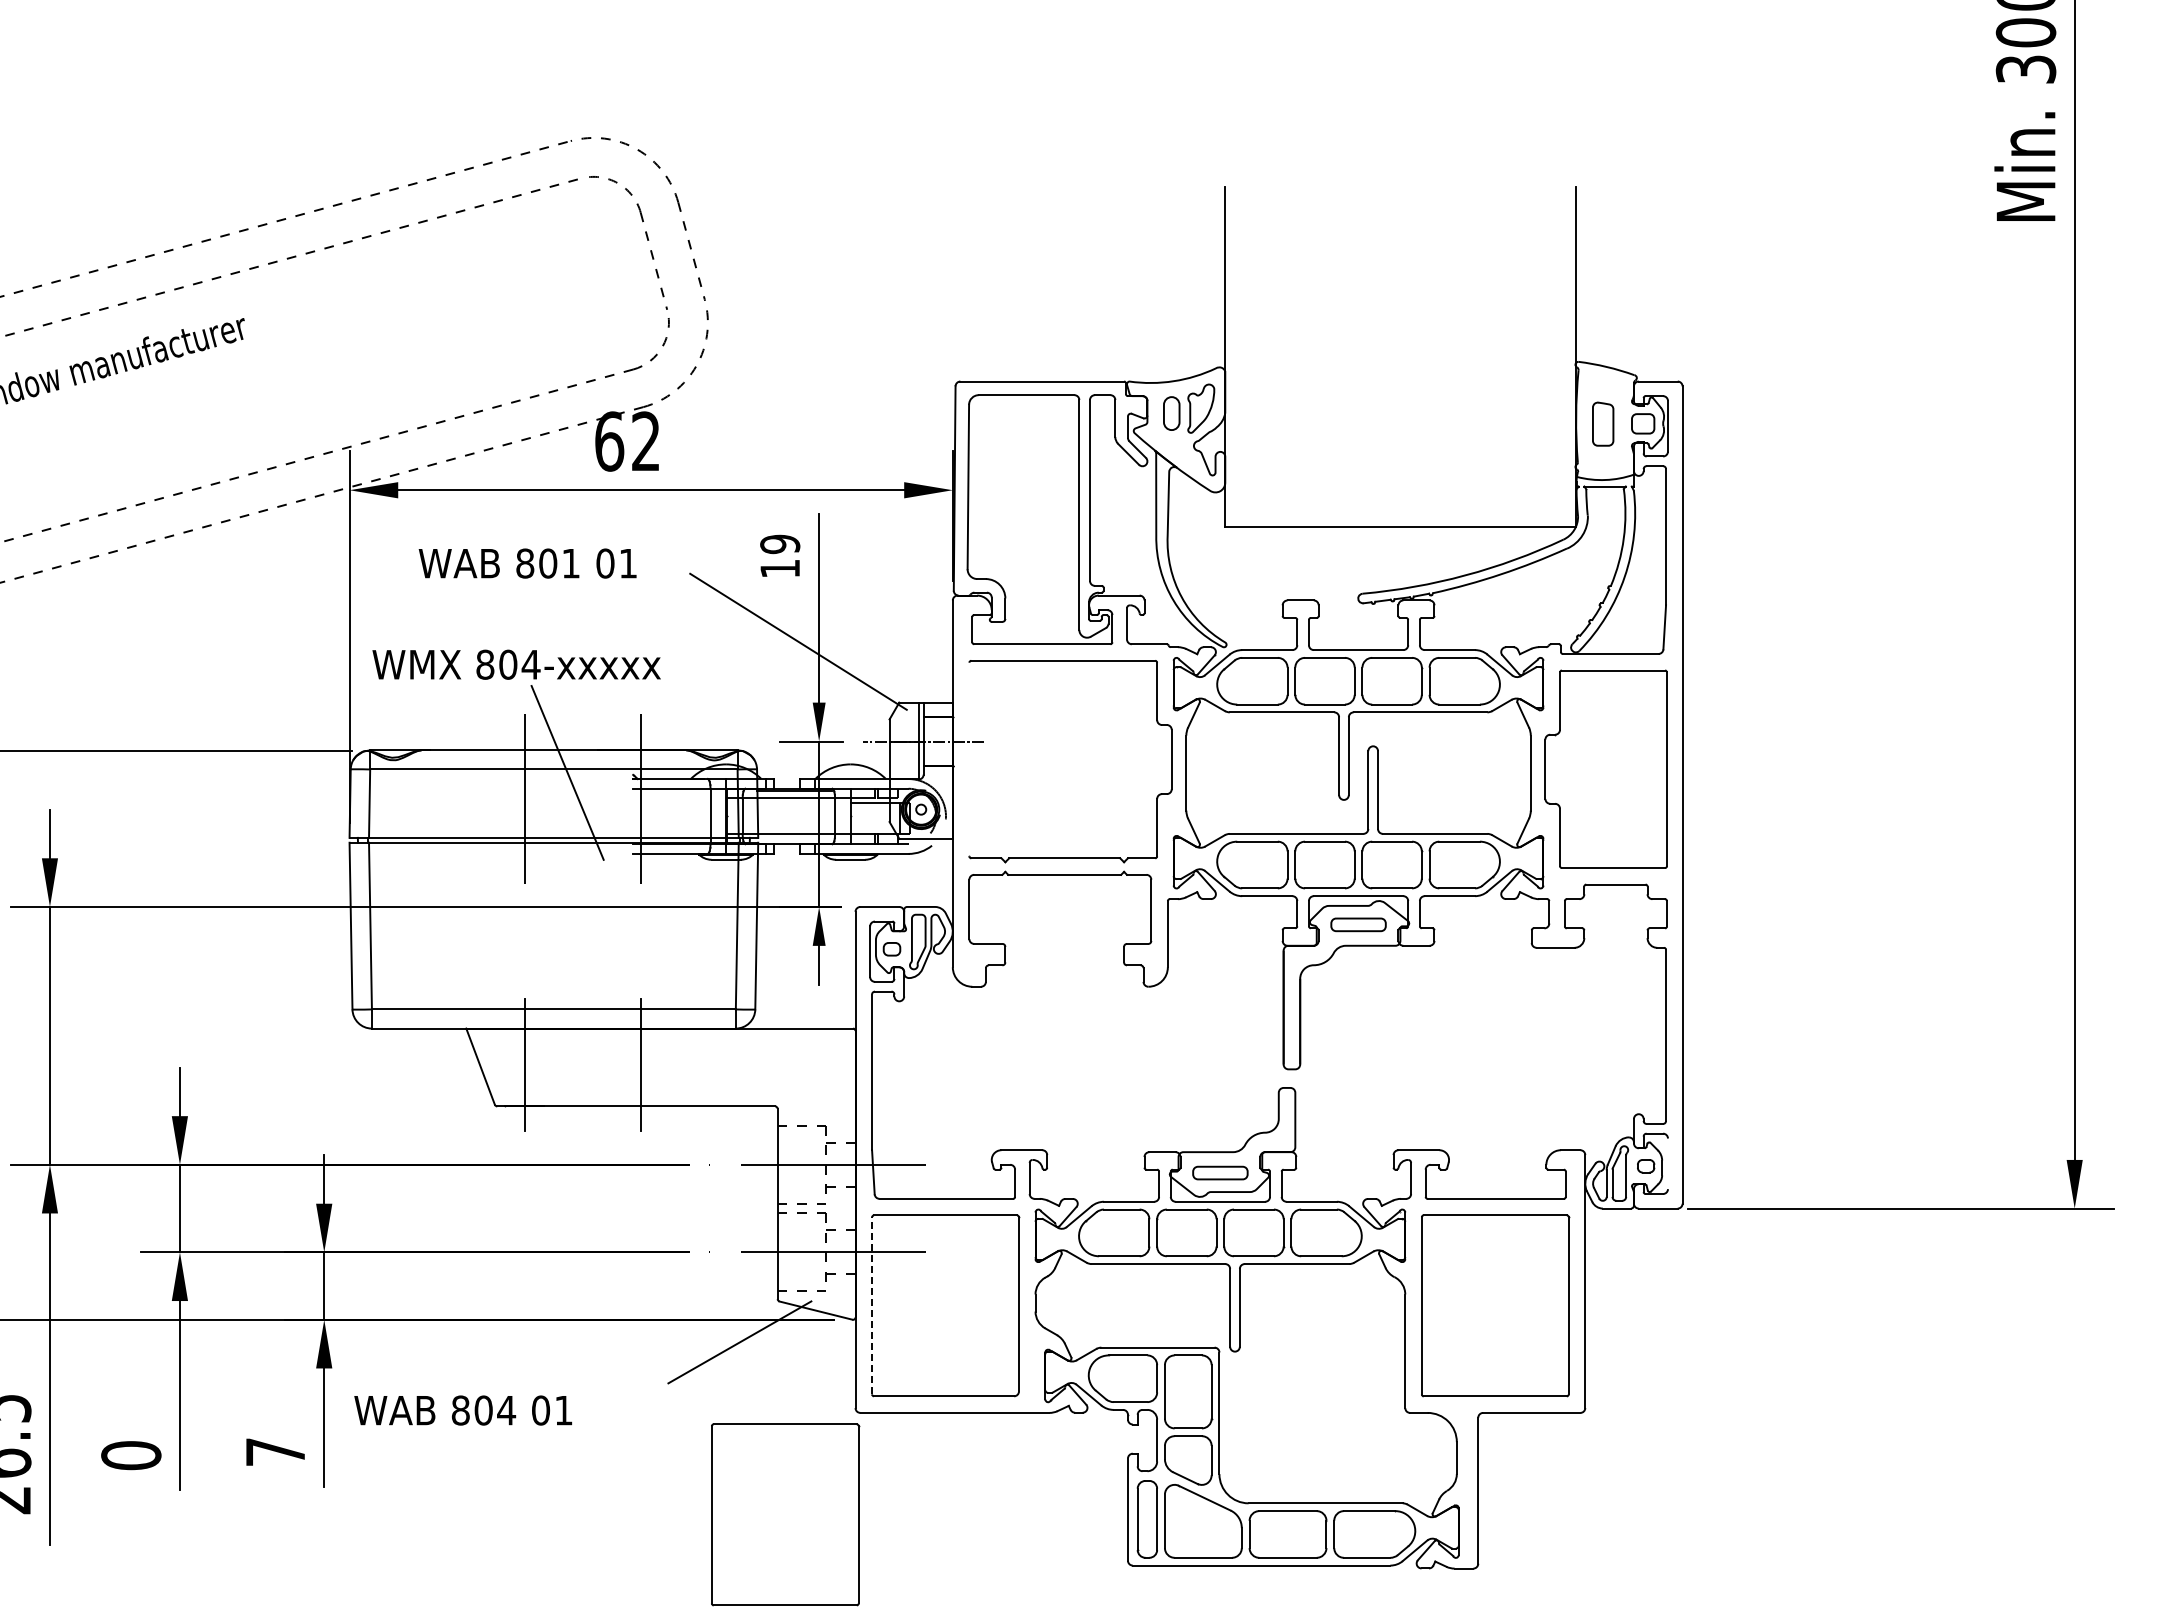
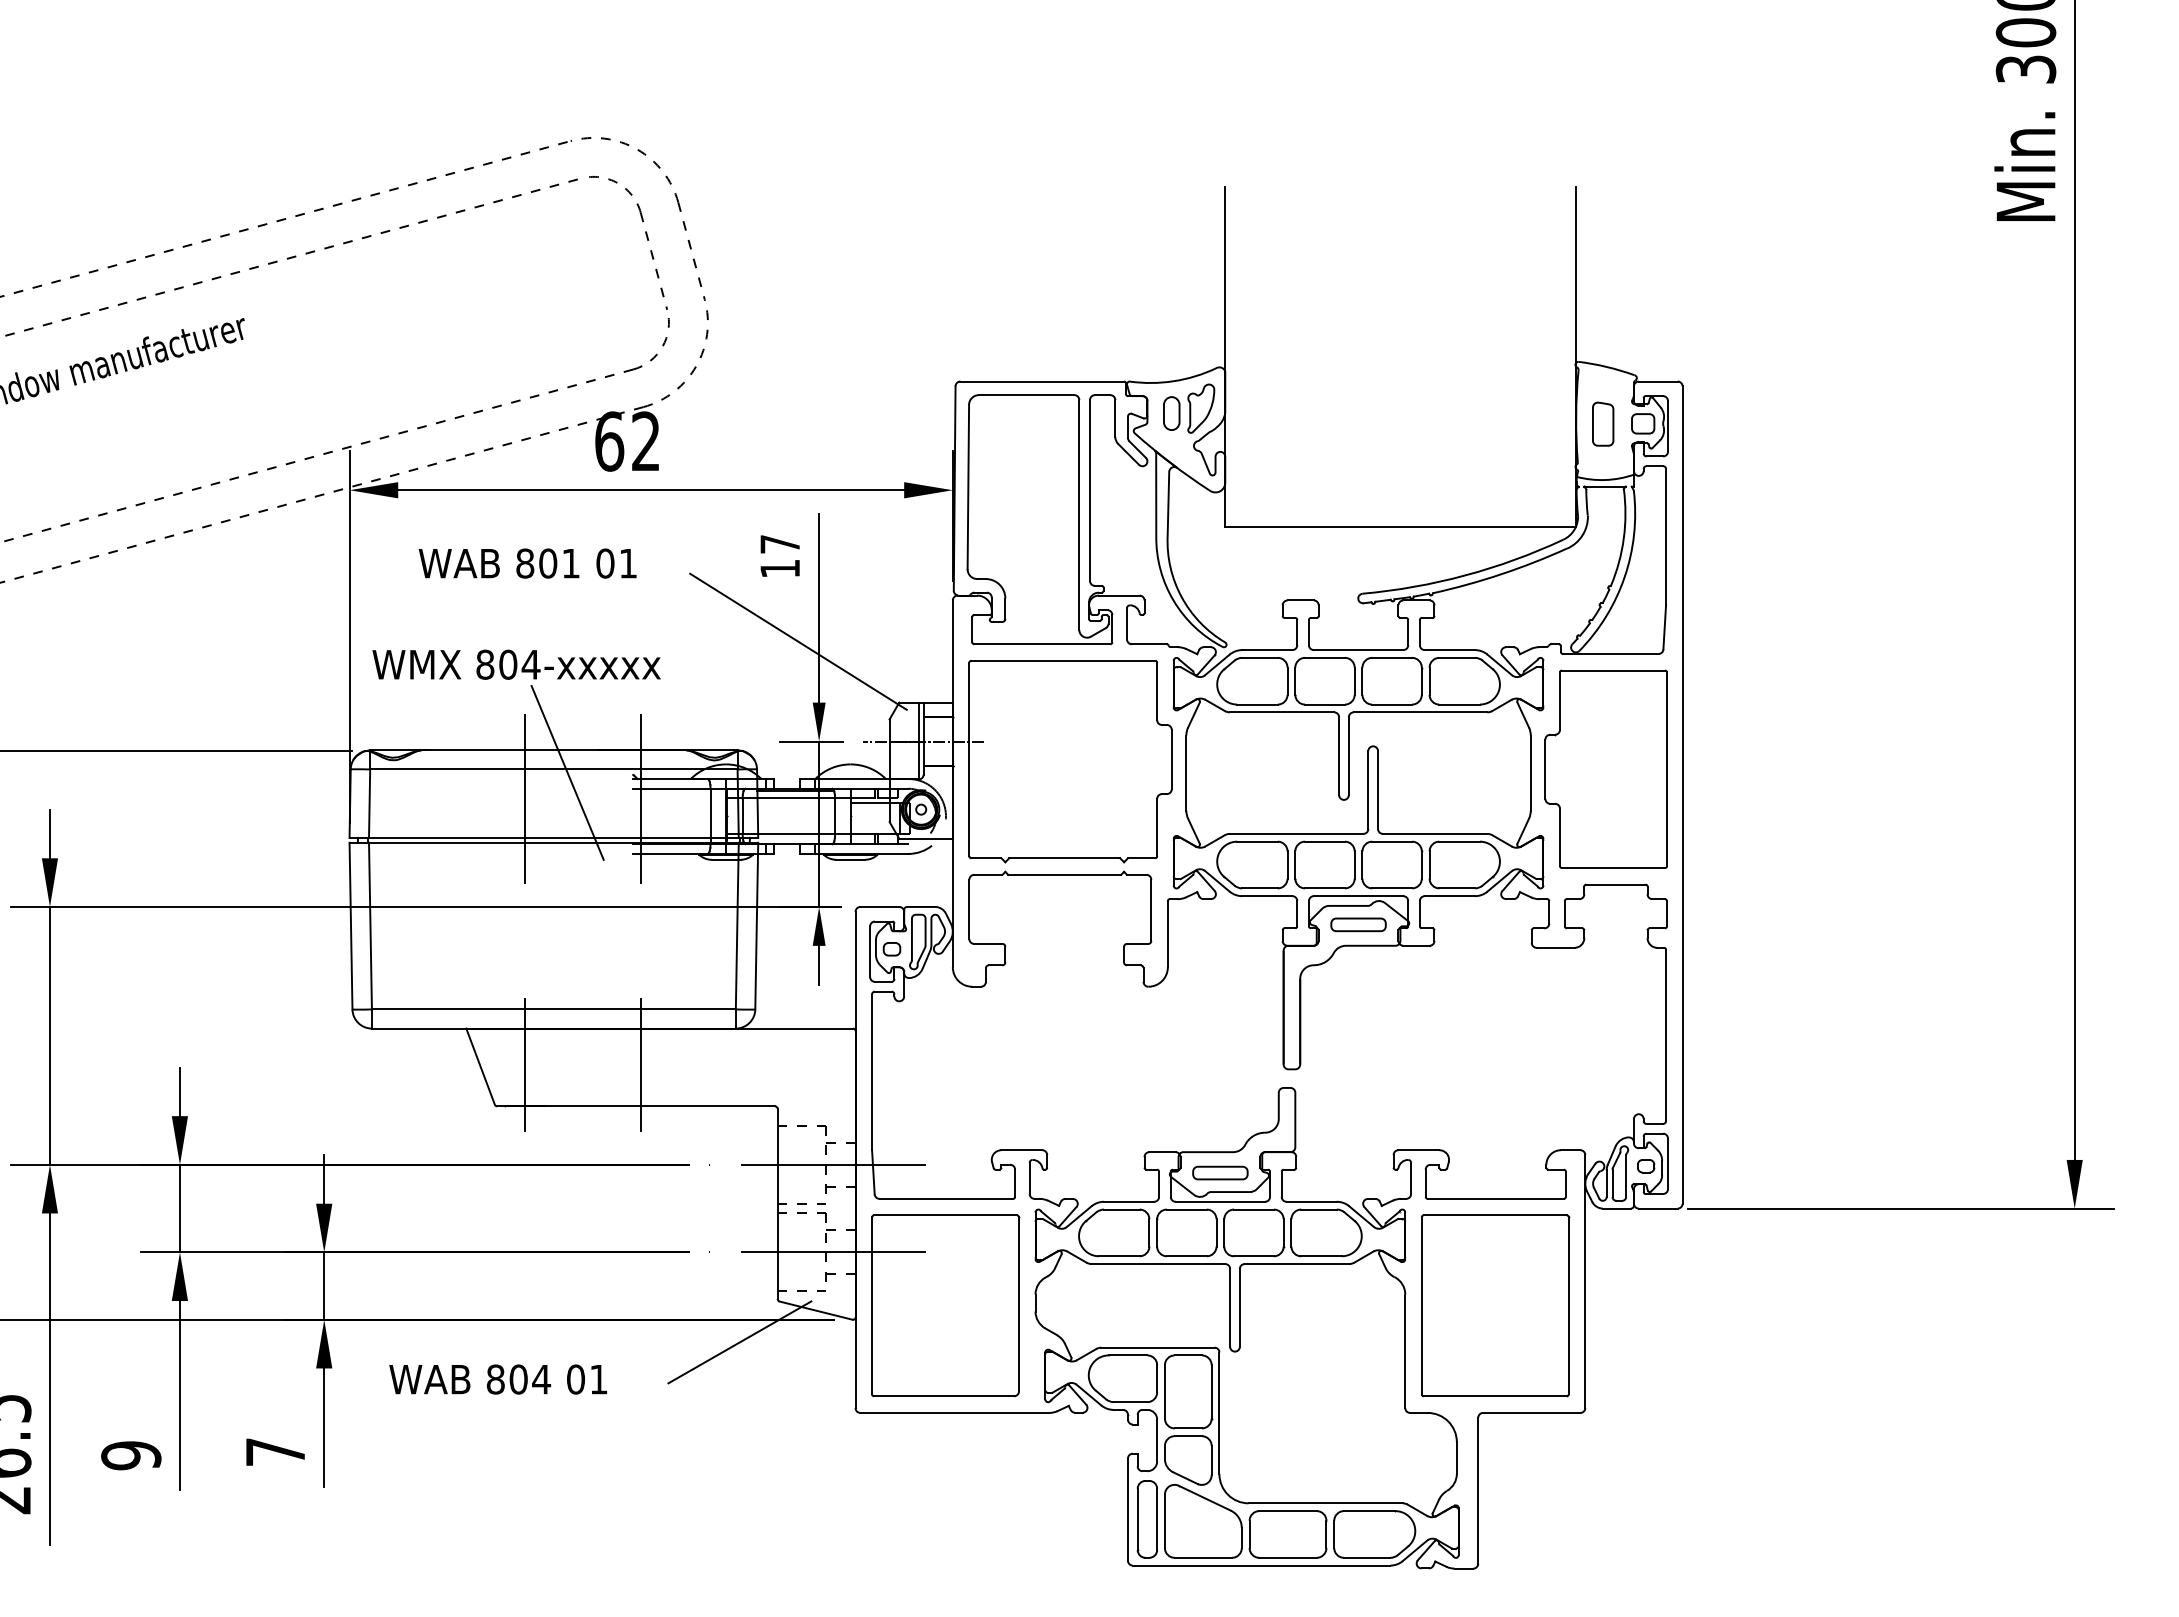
text: 19 -> 17 (780, 544)
line: none -> present (969, 759)
line: none -> present (1667, 1163)
line: dashed -> solid (872, 1305)
text position: (462, 1410) -> (497, 1379) (497, 1379)
text: 0 -> 9 (131, 1455)
part: present -> none (785, 1514)
